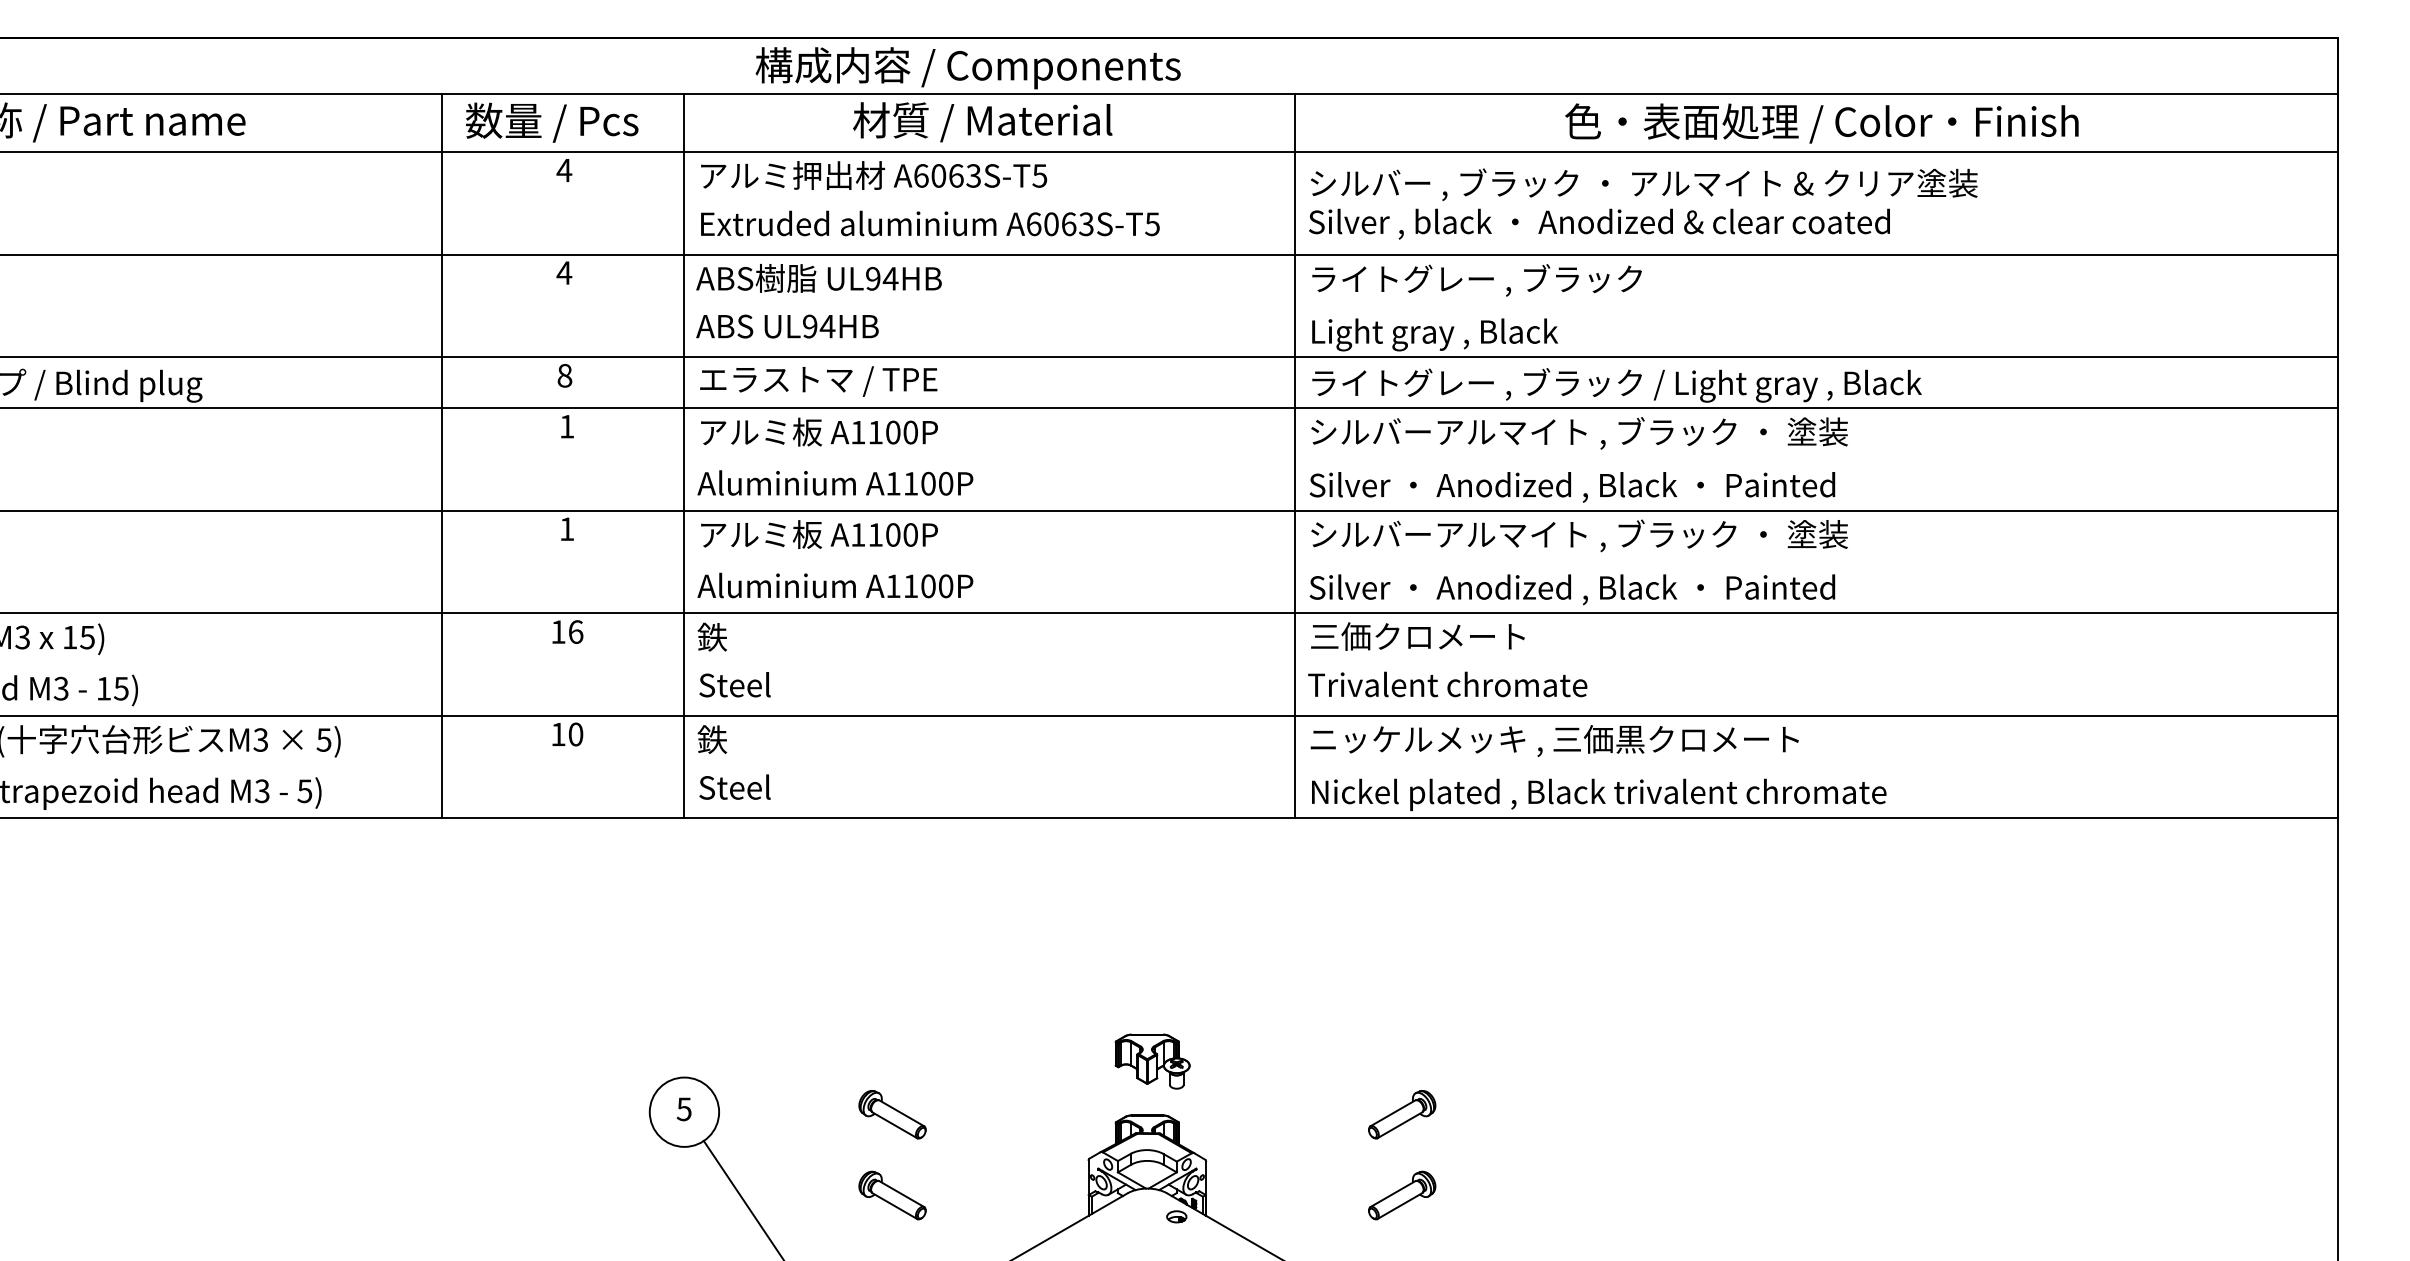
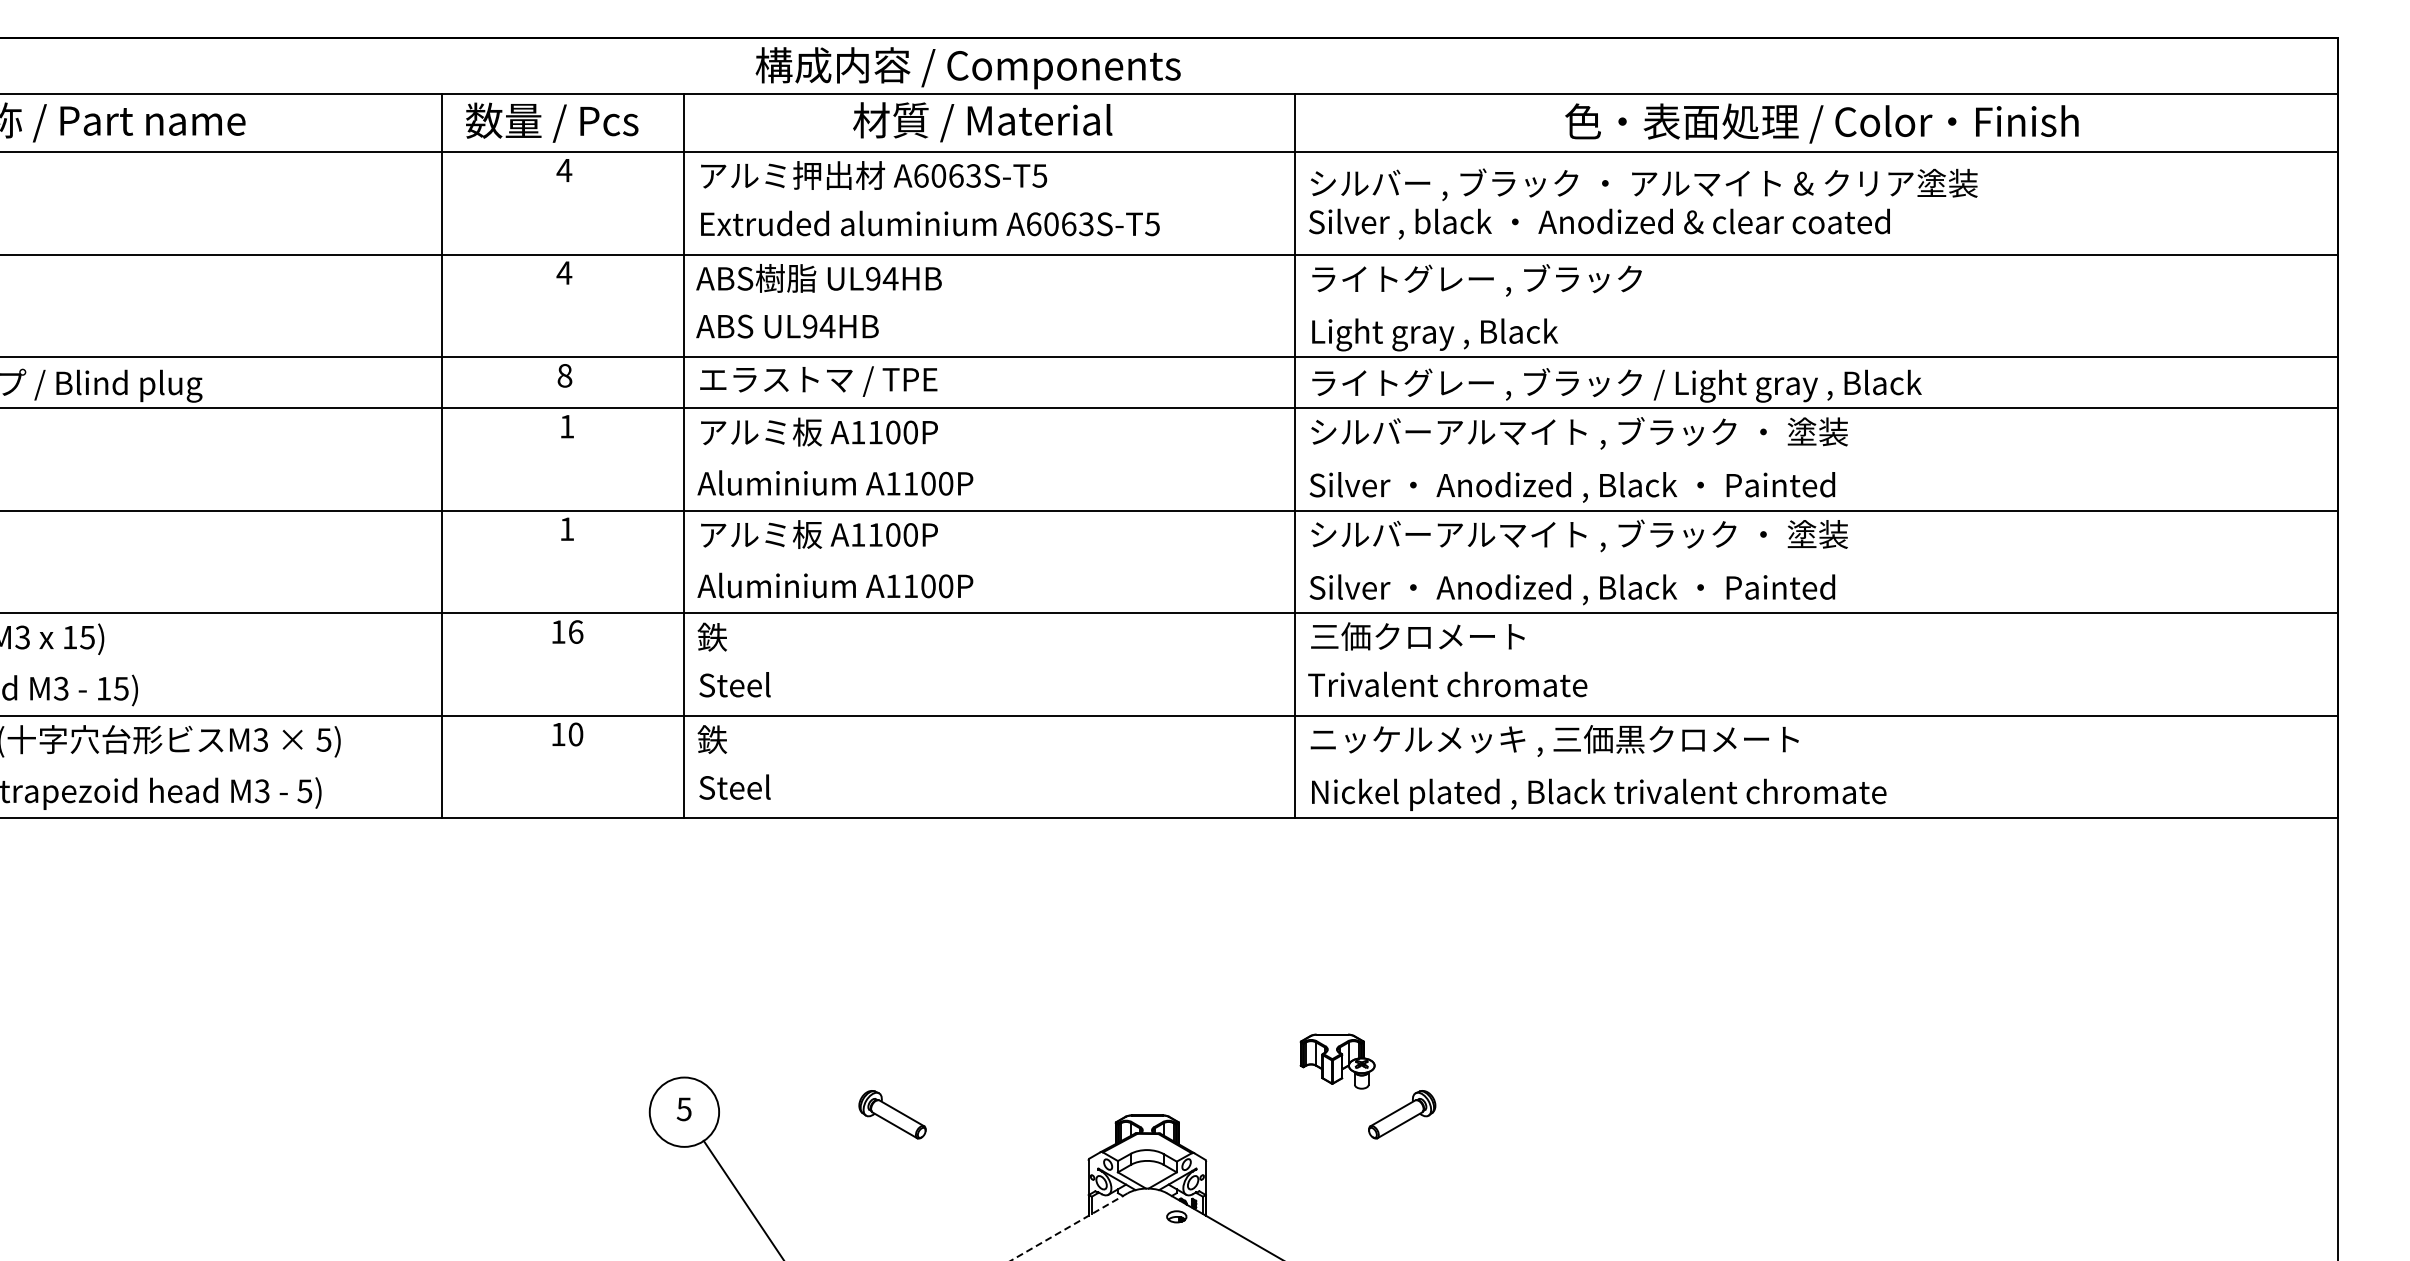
part position: (1152, 1061) -> (1337, 1061) (1337, 1061)
part: present -> none (892, 1195)
part: present -> none (1402, 1195)
line: solid -> dashed (1068, 1227)
